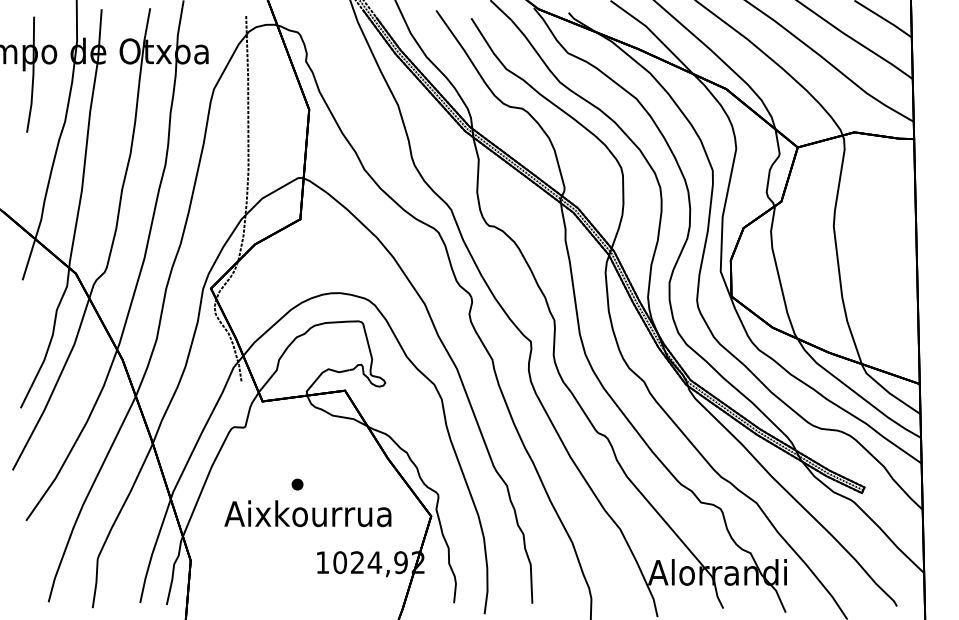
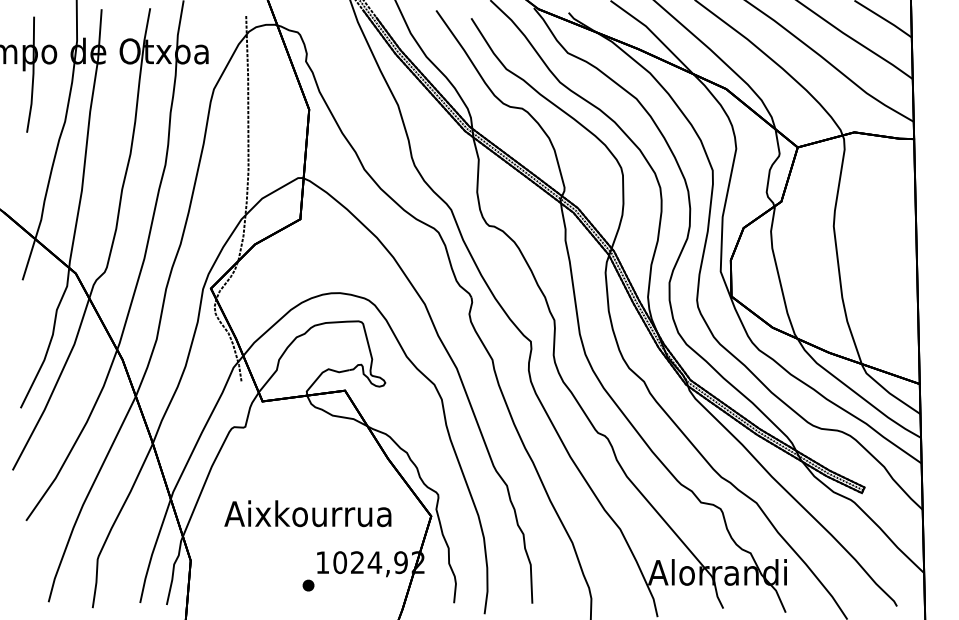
part position: (297, 484) -> (308, 585) (308, 585)
